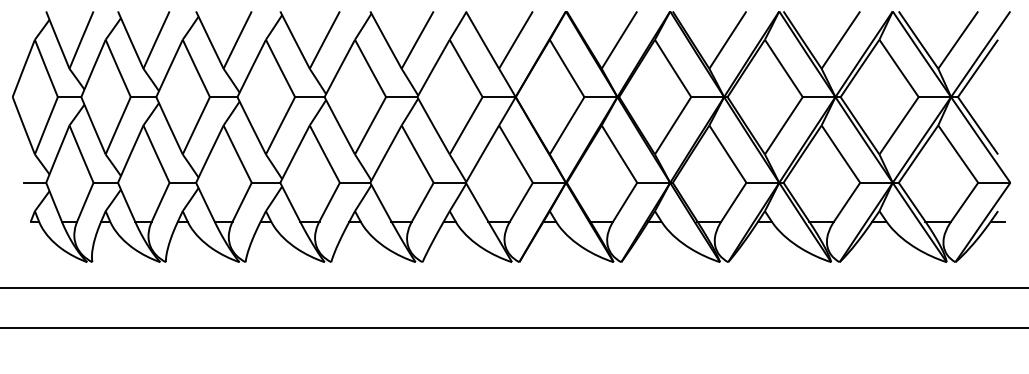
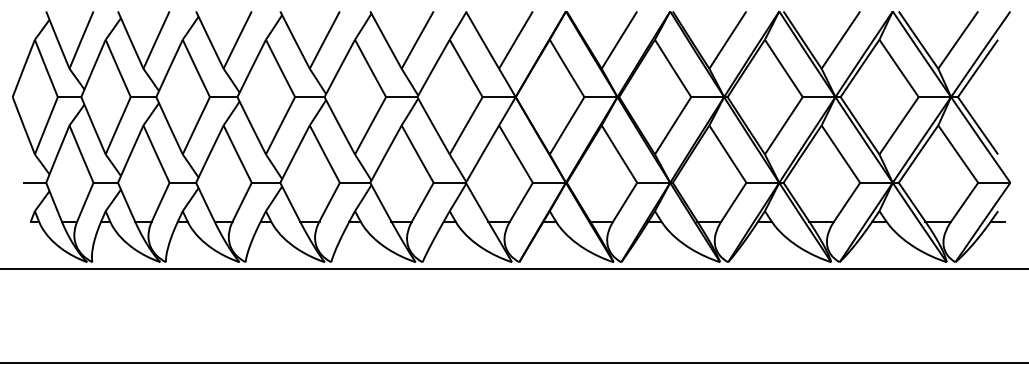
line position: (513, 287) -> (513, 268) (513, 268)
line position: (513, 327) -> (513, 362) (513, 362)
